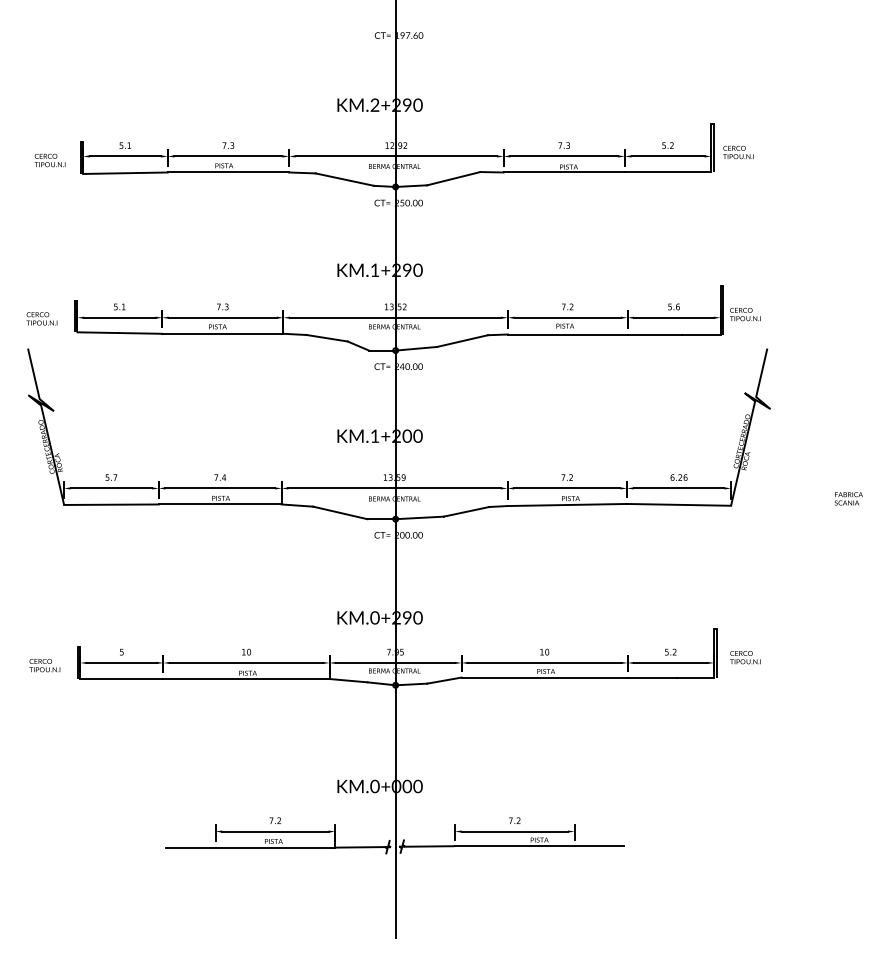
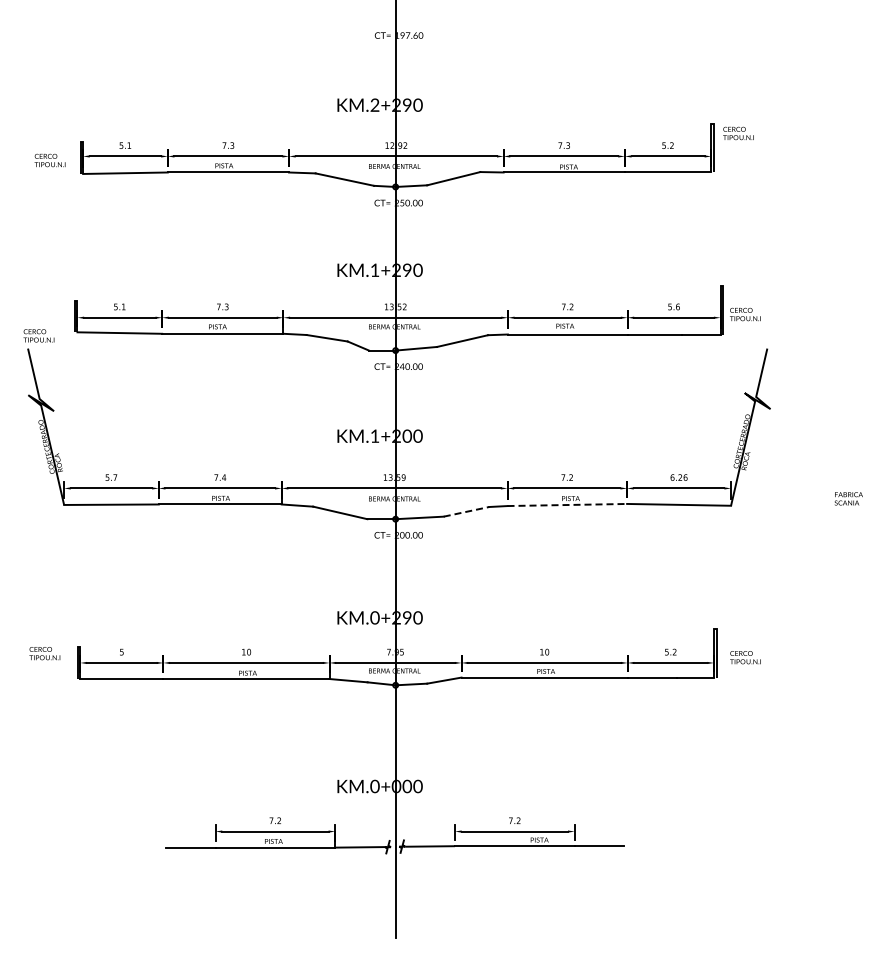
text position: (738, 152) -> (738, 133) (738, 133)
text position: (41, 318) -> (38, 335) (38, 335)
line: solid -> dashed (567, 505)
line: solid -> dashed (467, 511)
text position: (44, 665) -> (44, 653) (44, 653)
